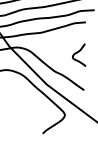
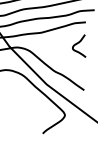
curve position: (79, 52) -> (79, 43) (79, 43)
